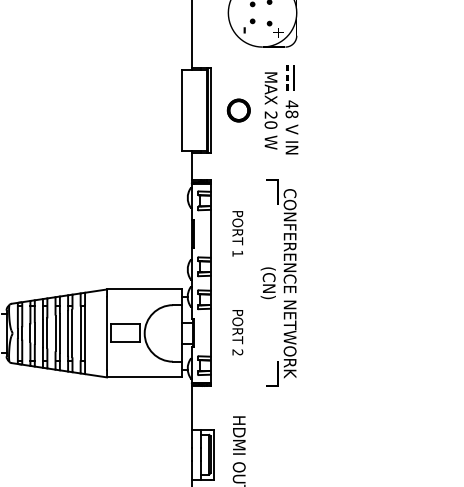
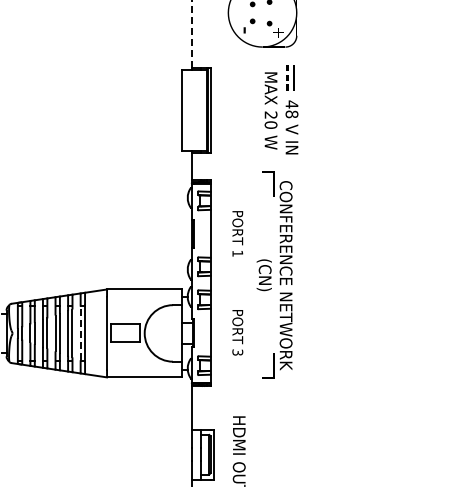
line: solid -> dashed (191, 34)
part: present -> none (238, 110)
text position: (278, 282) -> (274, 274) (274, 274)
line: solid -> dashed (80, 333)
text: 2 -> 3 (237, 352)
